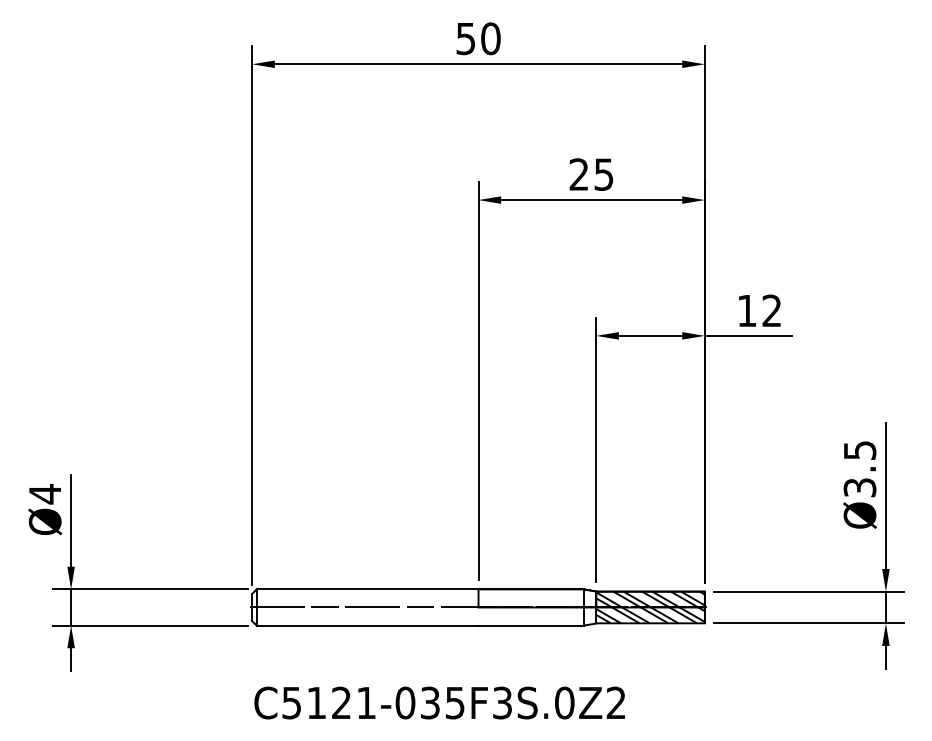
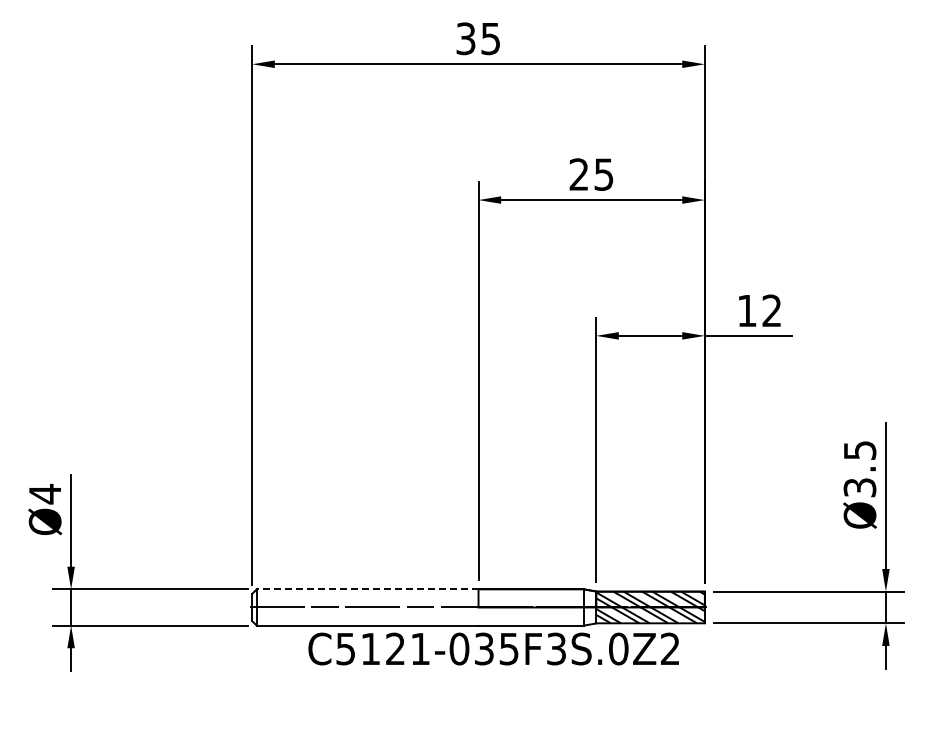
text: 50 -> 35 (478, 38)
line: solid -> dashed (367, 589)
text position: (439, 702) -> (493, 648) (493, 648)
